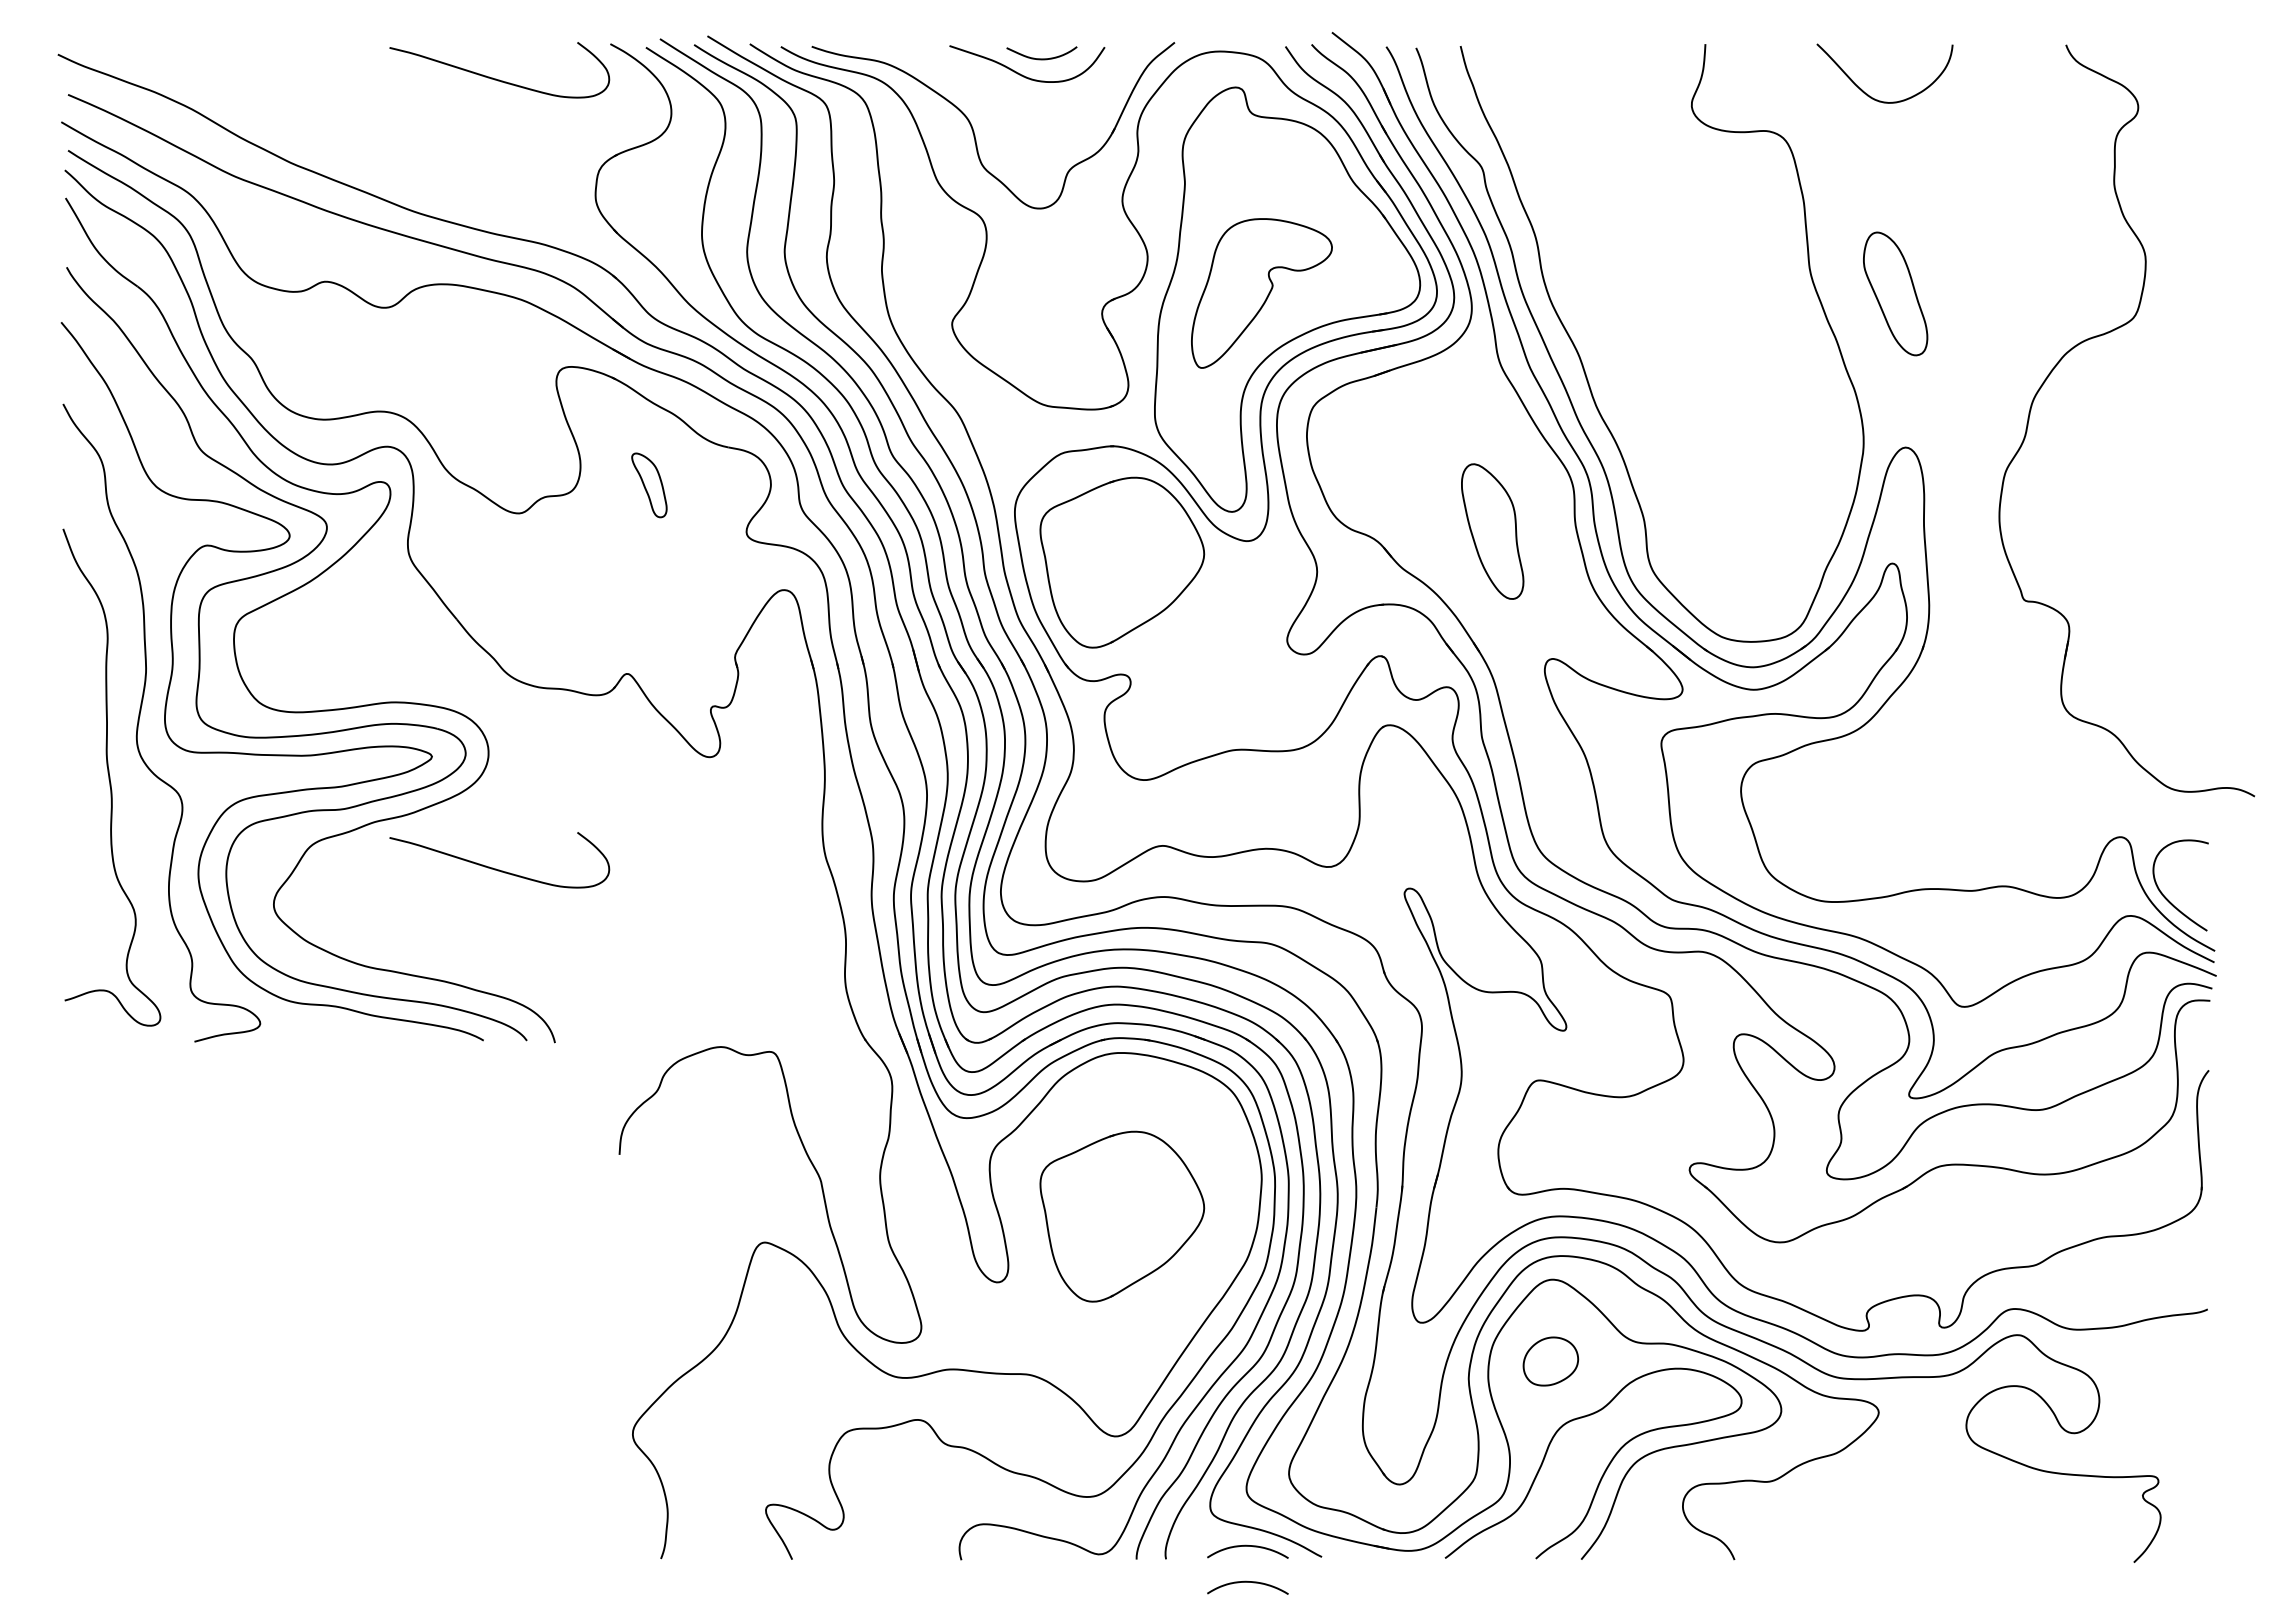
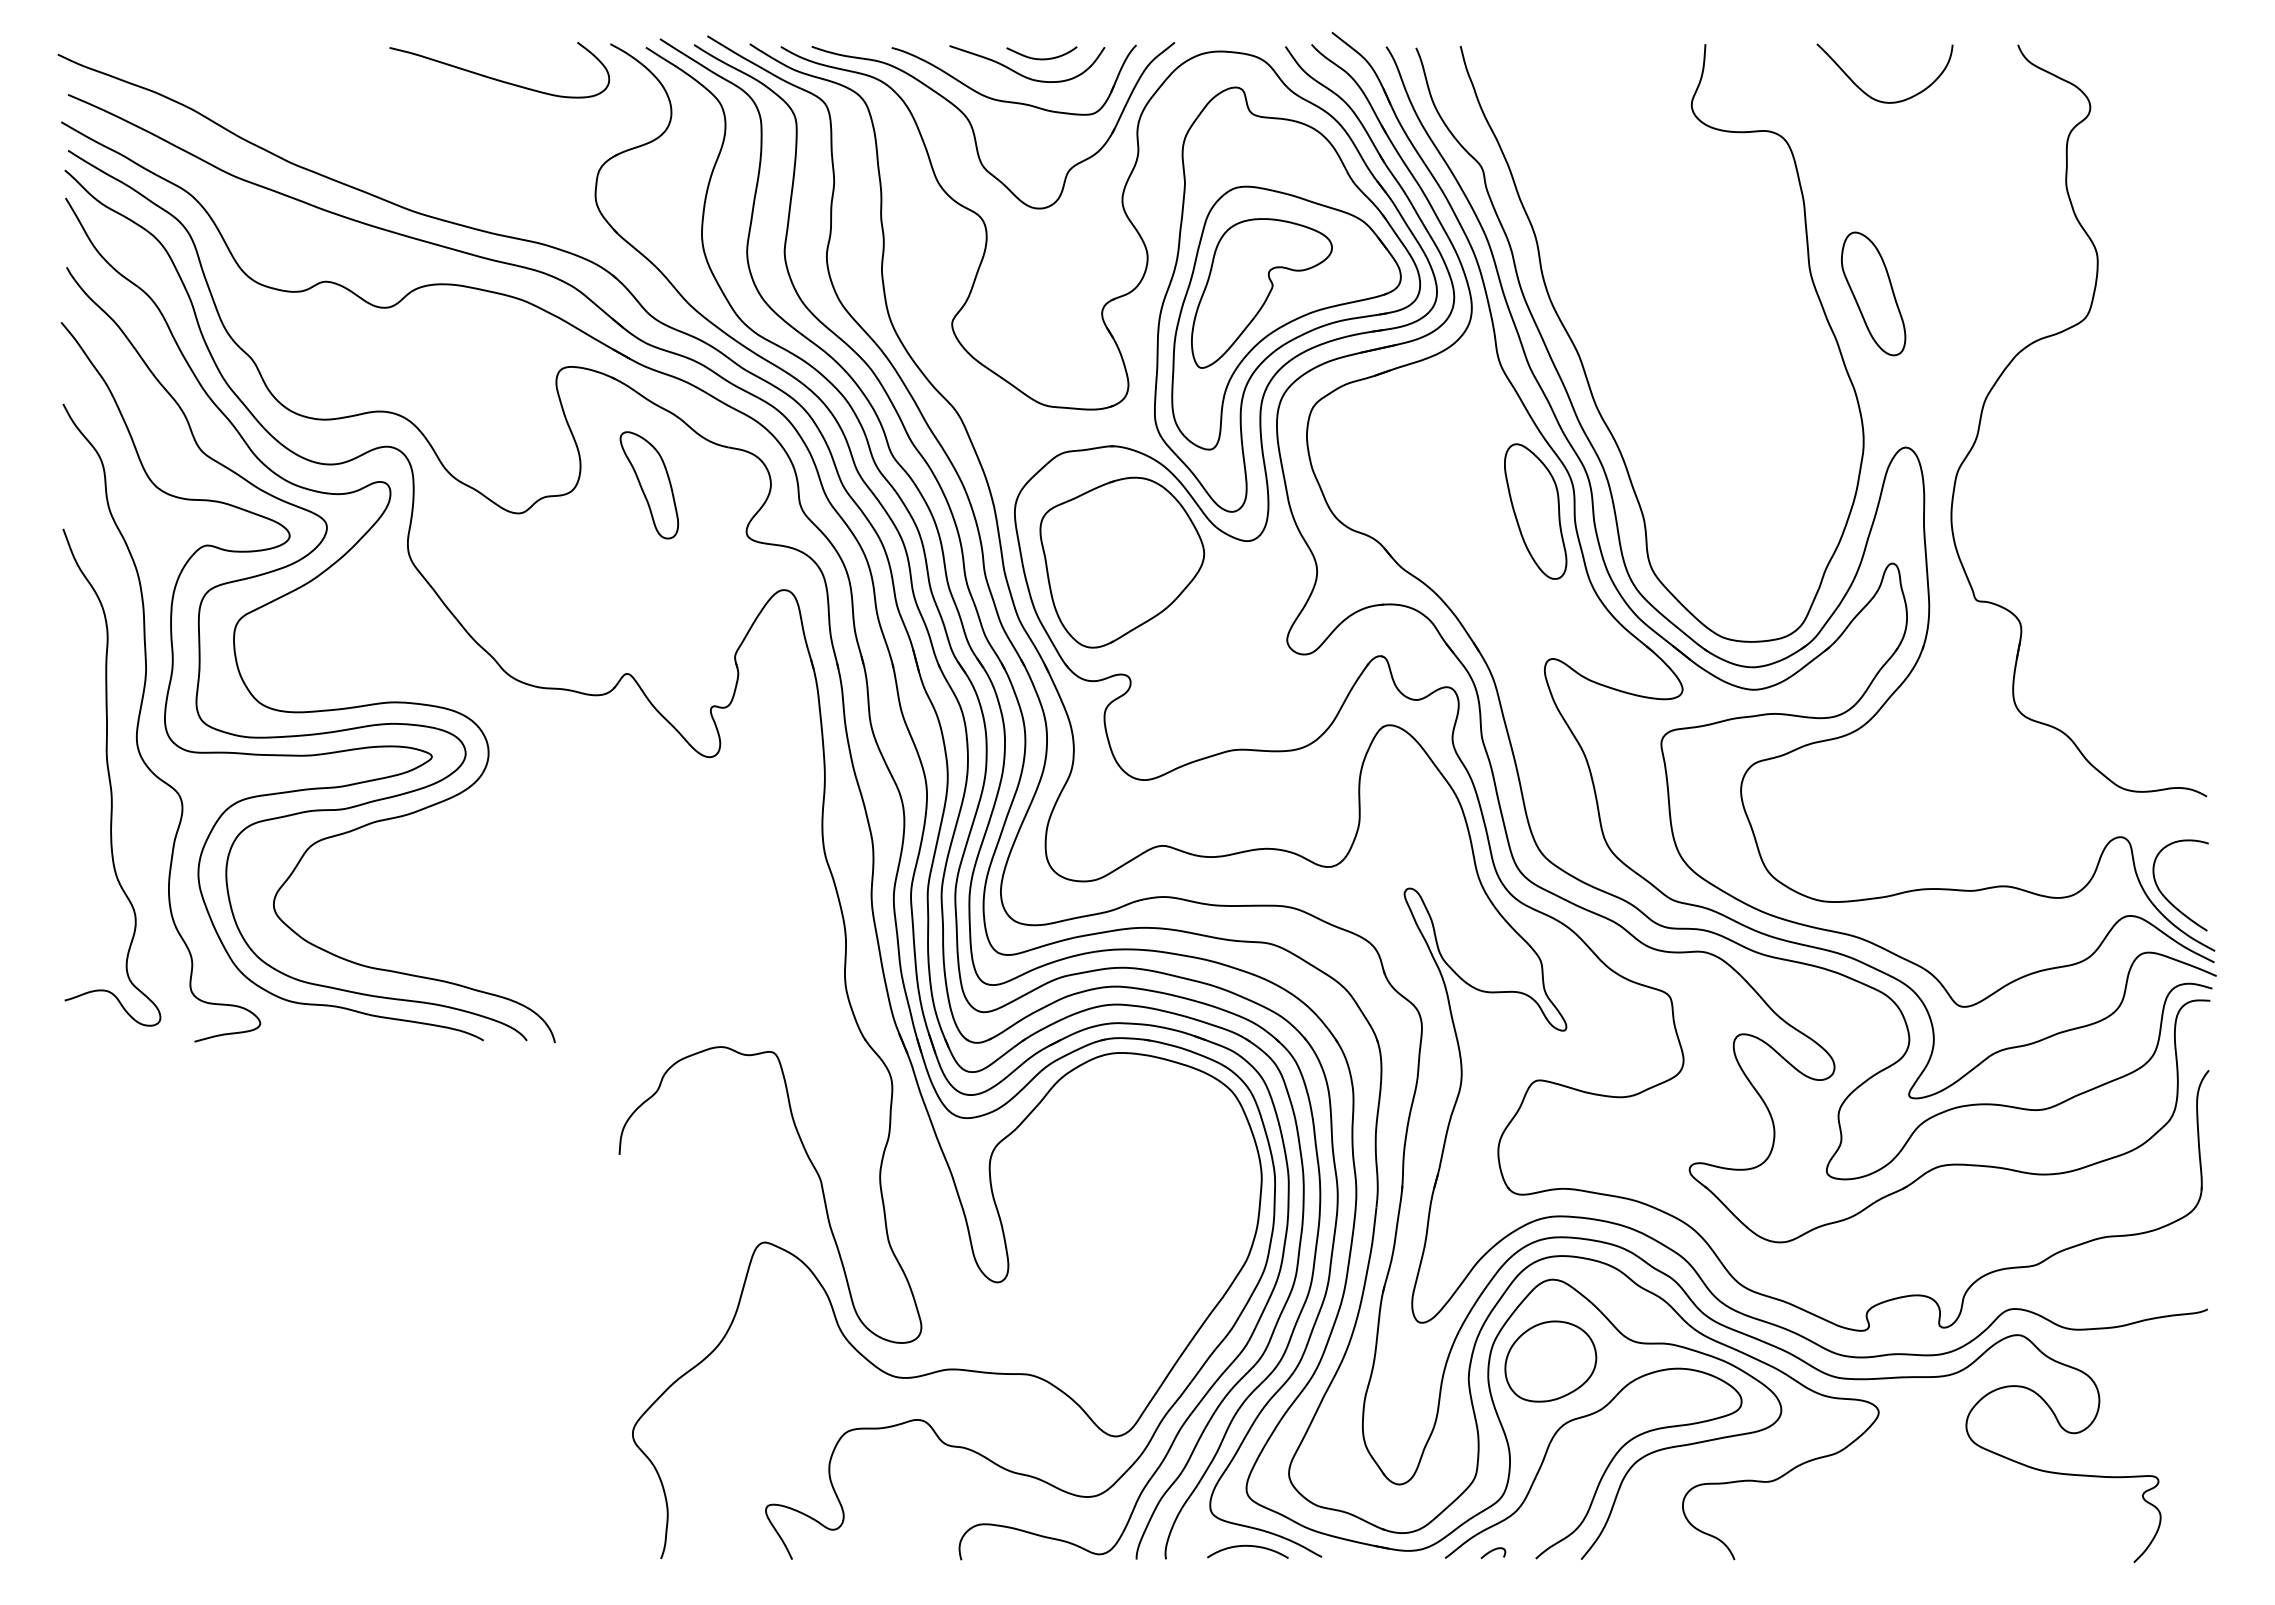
part: none -> present (1013, 101)
part position: (1895, 293) -> (1873, 293) (1873, 293)
part: none -> present (1286, 317)
part position: (2097, 337) -> (2049, 337) (2049, 337)
part size: 37x67 px -> 61x109 px (649, 485)
part position: (1492, 531) -> (1535, 511) (1535, 511)
curve: present -> none (496, 868)
part: present -> none (1122, 1216)
part size: 58x51 px -> 94x83 px (1550, 1361)
curve: none -> present (1492, 1551)
curve: present -> none (1247, 1582)
